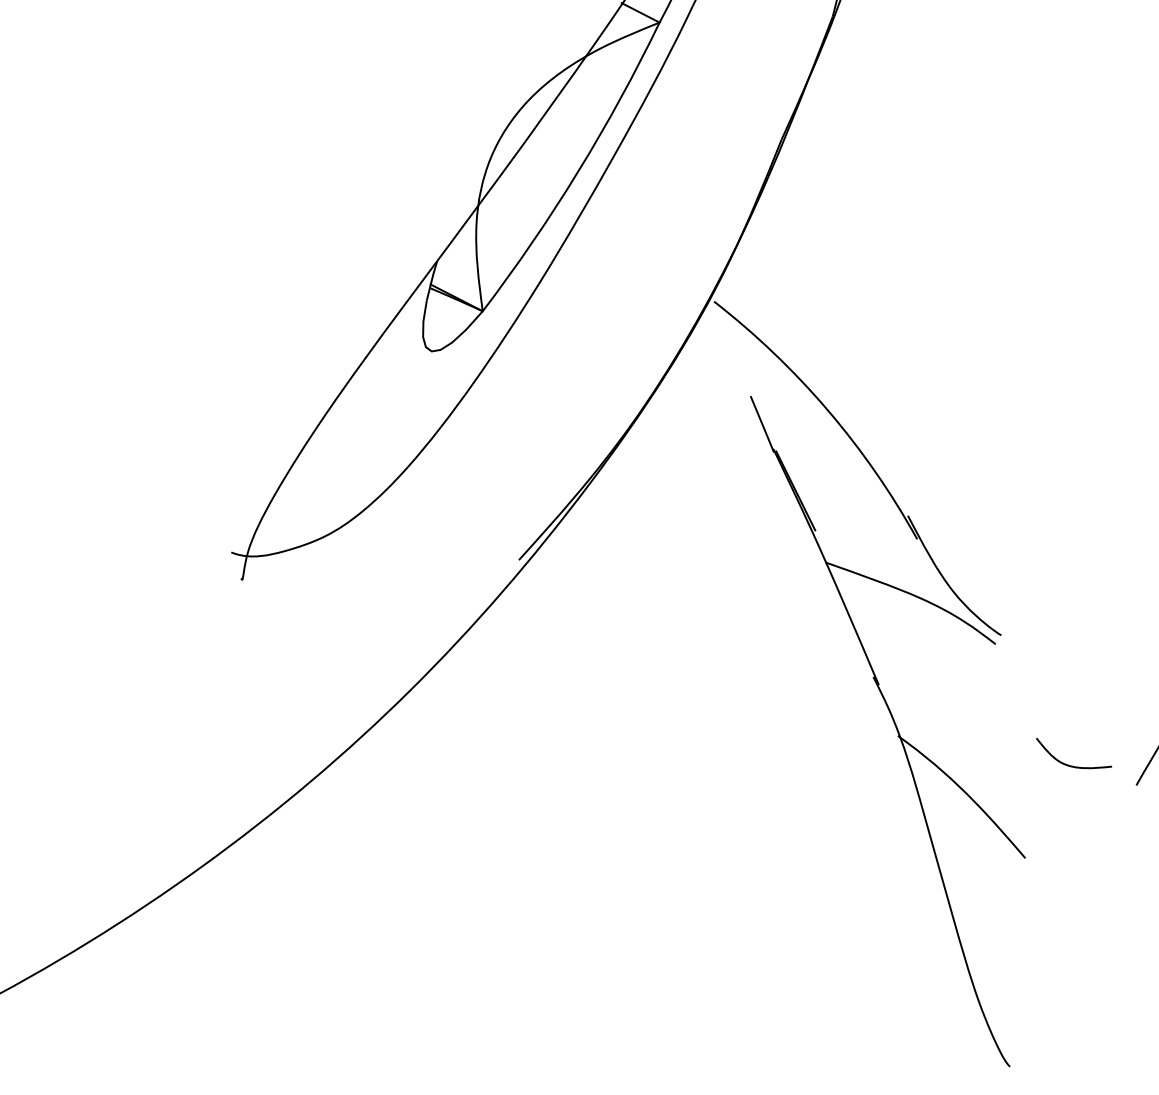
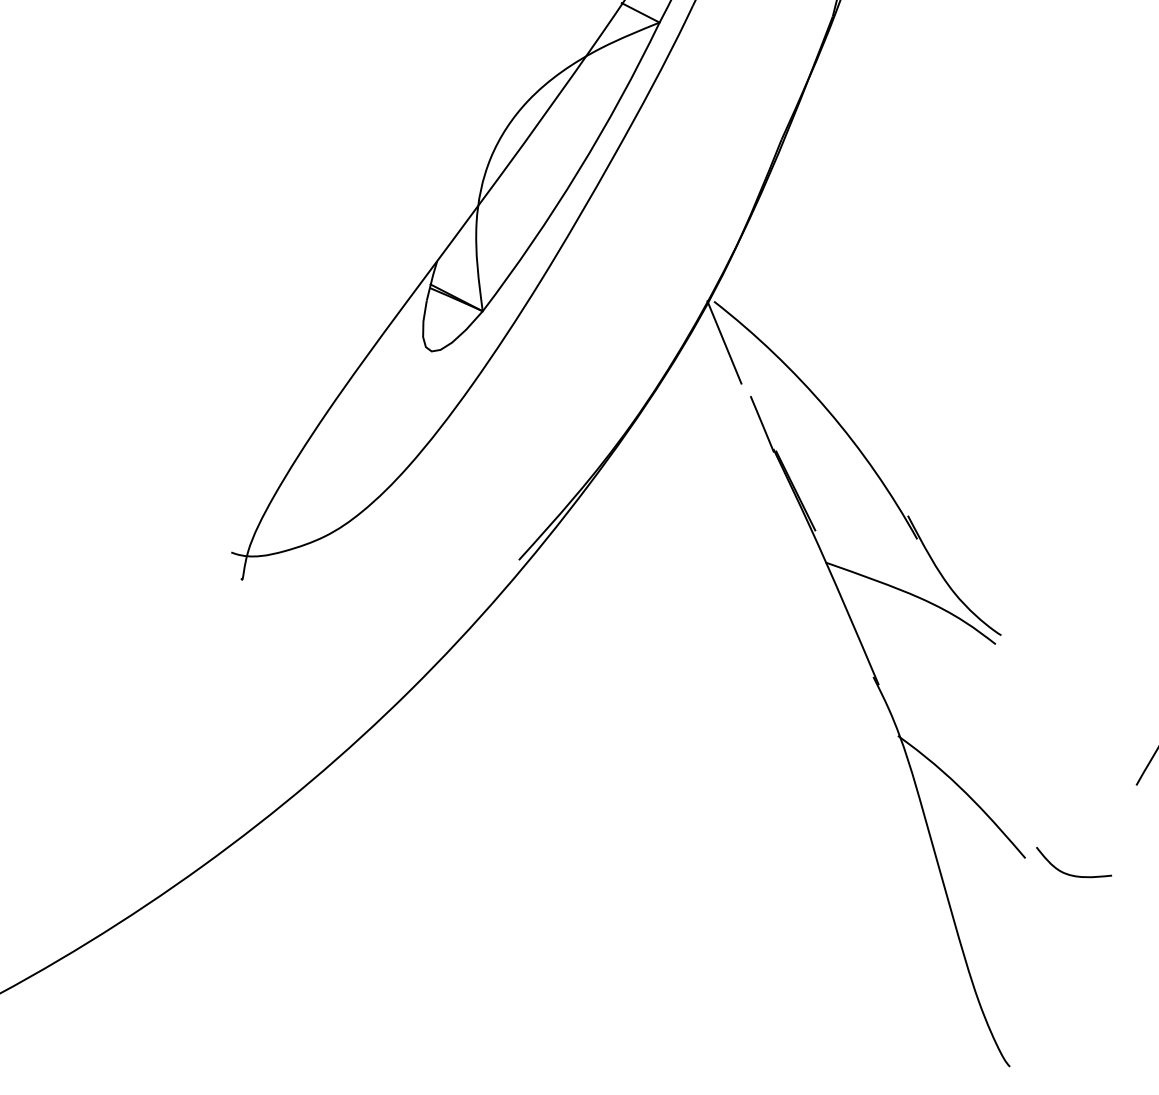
line: none -> present (724, 342)
curve position: (1072, 765) -> (1072, 874) (1072, 874)
